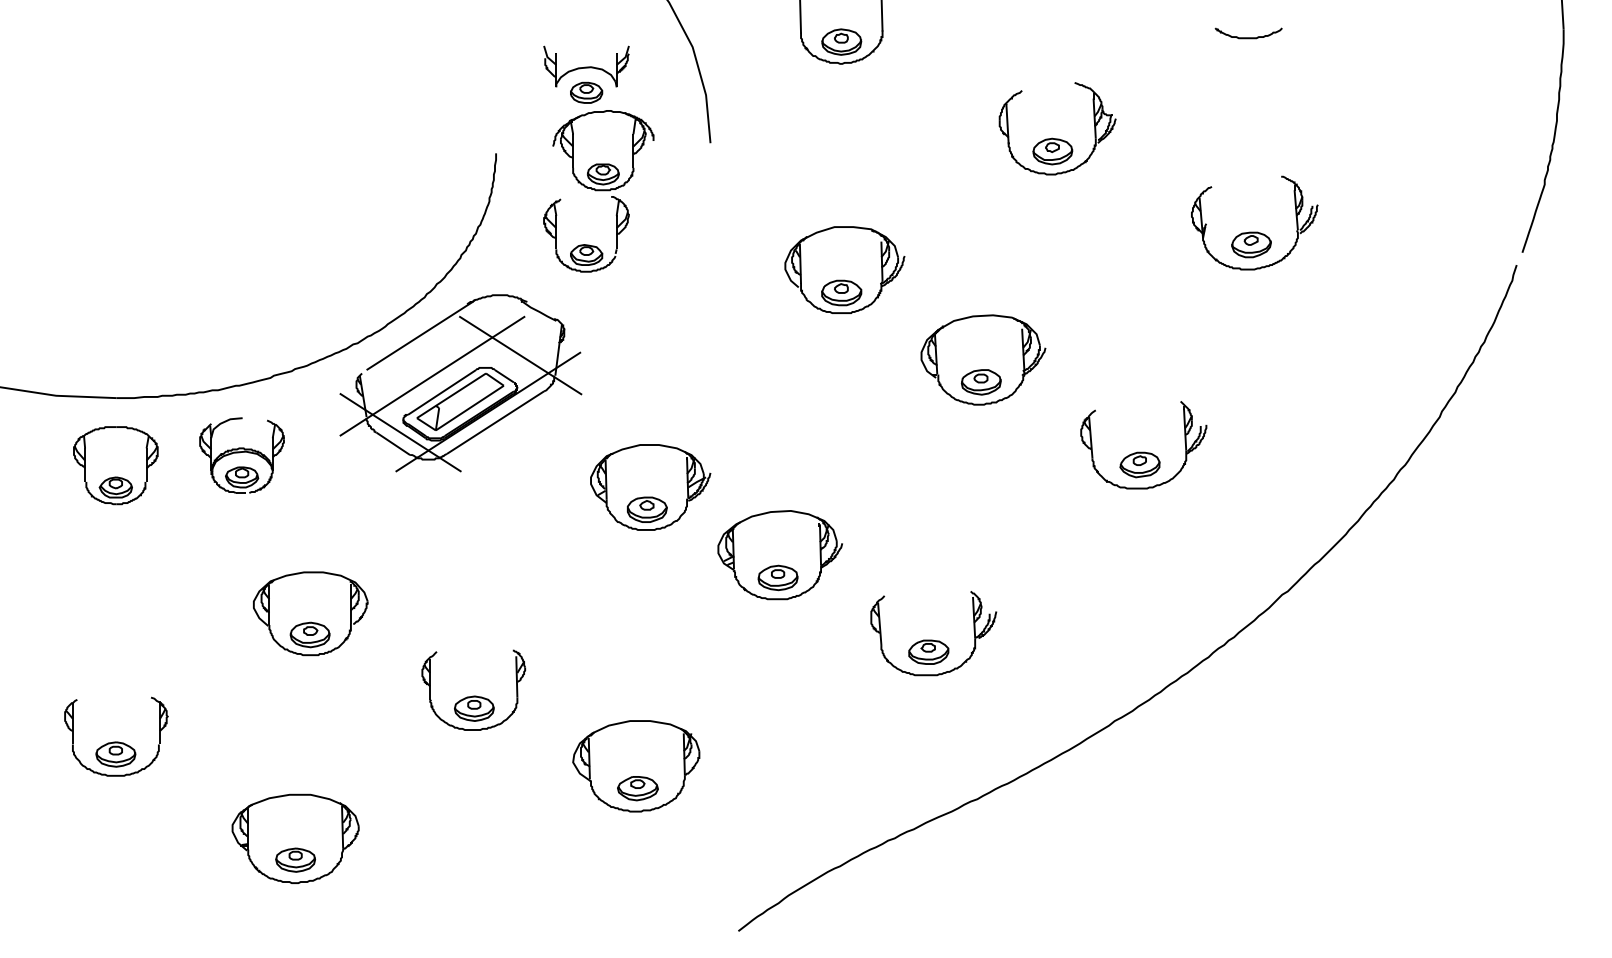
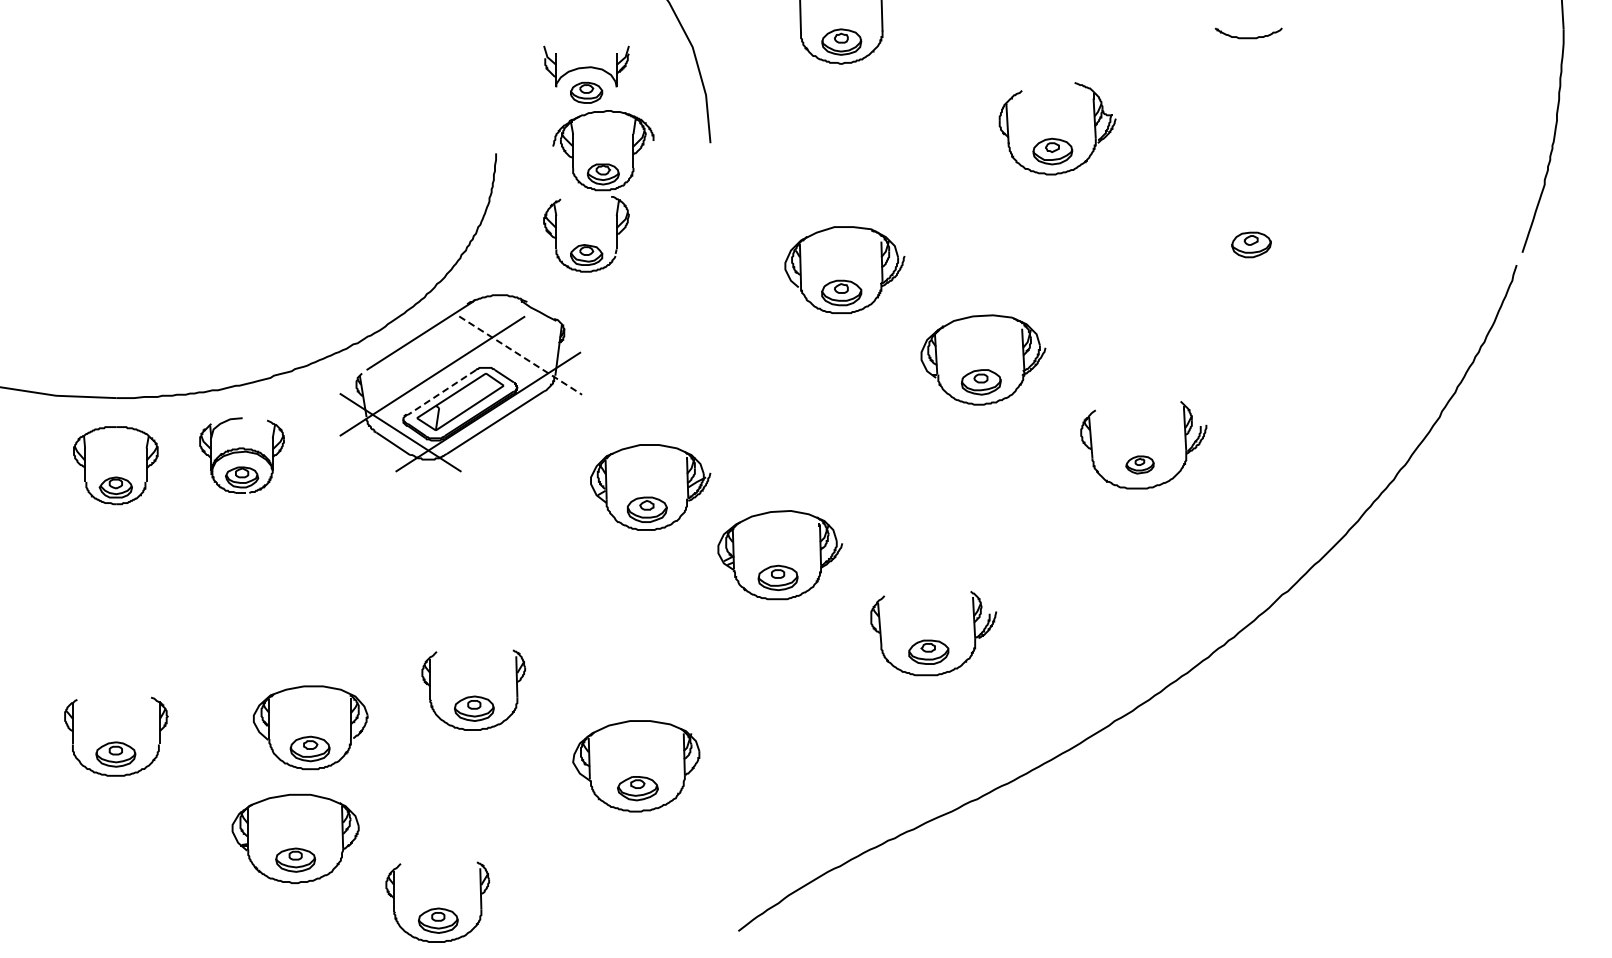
part: present -> none (1295, 216)
line: solid -> dashed (520, 355)
line: solid -> dashed (441, 392)
part size: 42x28 px -> 30x20 px (1139, 464)
part position: (310, 613) -> (310, 727) (310, 727)
part: none -> present (437, 901)
